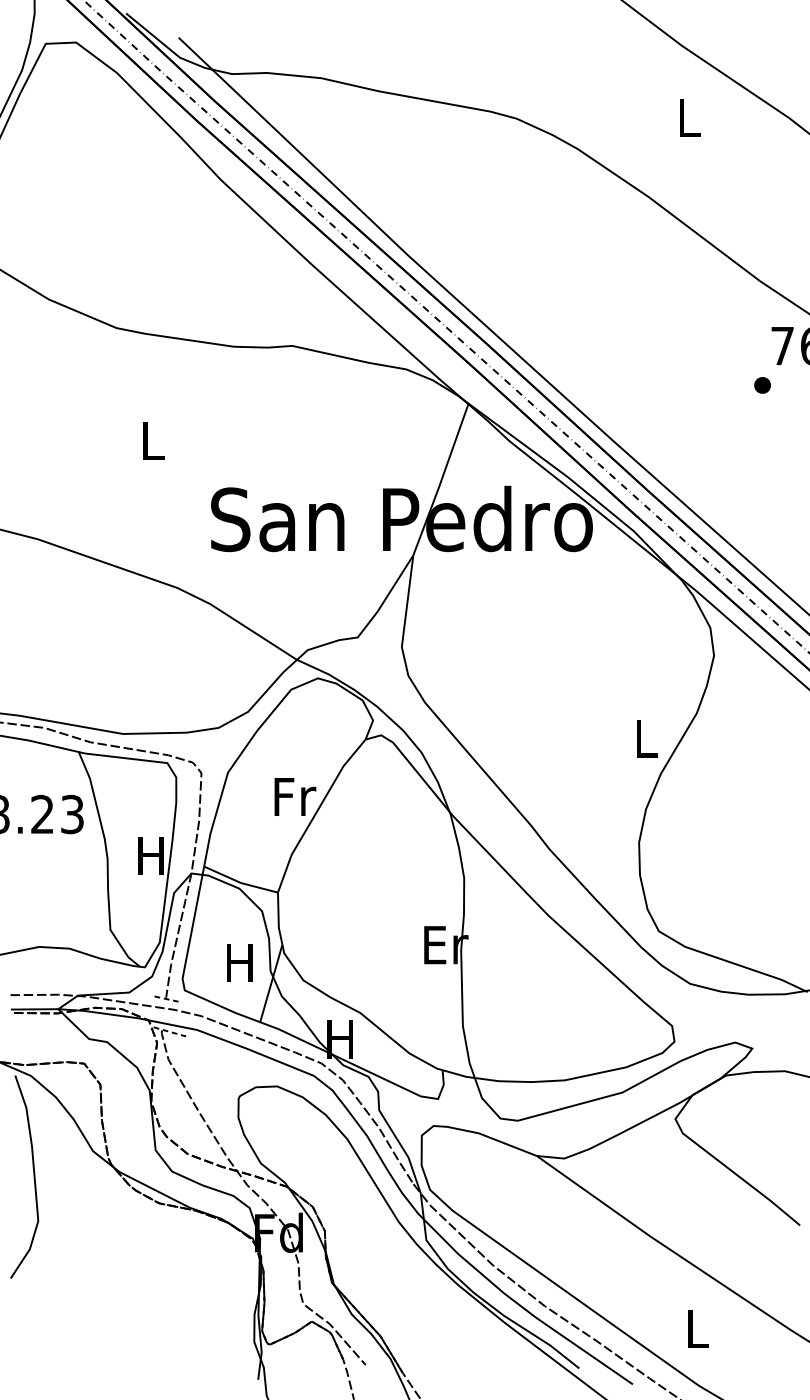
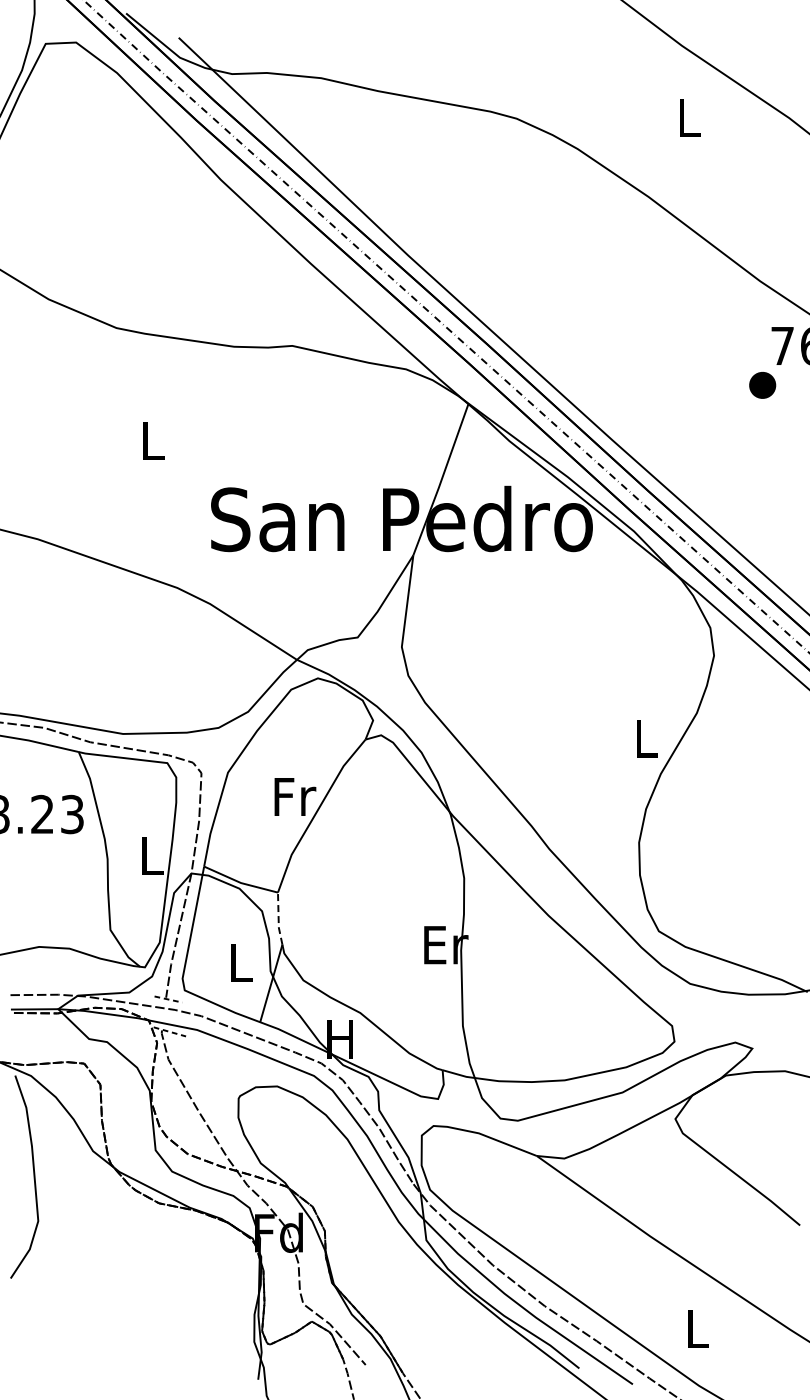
part size: 17x17 px -> 28x27 px (762, 385)
text: H -> L (150, 855)
line: solid -> dashed (278, 919)
text: H -> L (239, 962)
